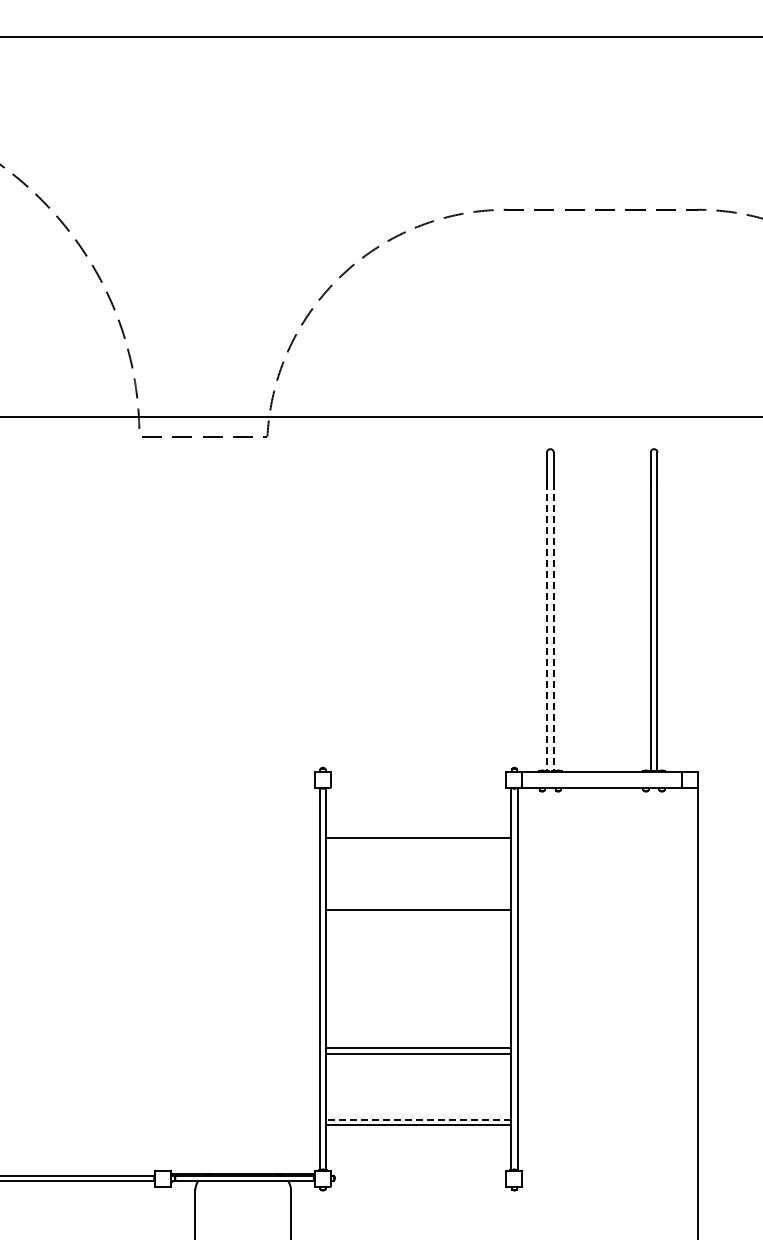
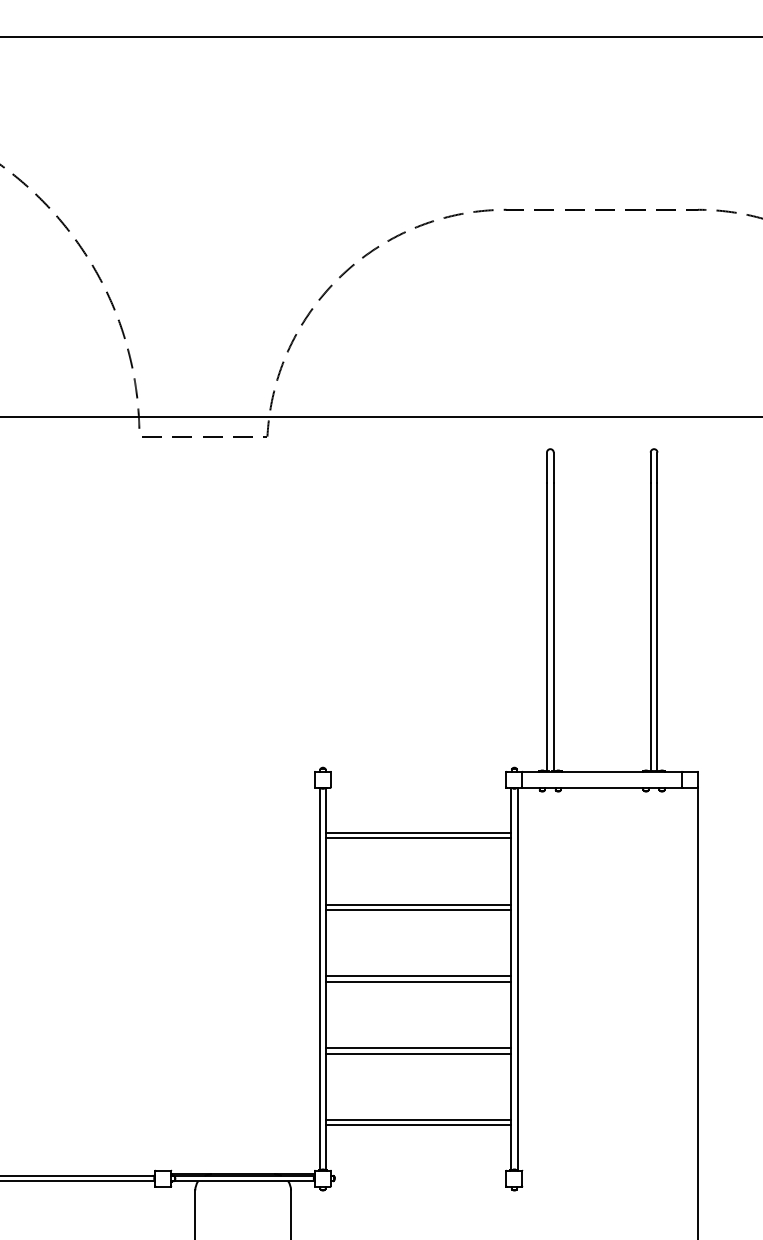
line: dashed -> solid (546, 627)
line: dashed -> solid (553, 627)
line: none -> present (418, 832)
line: none -> present (418, 904)
line: none -> present (418, 976)
line: none -> present (418, 981)
line: dashed -> solid (418, 1120)
